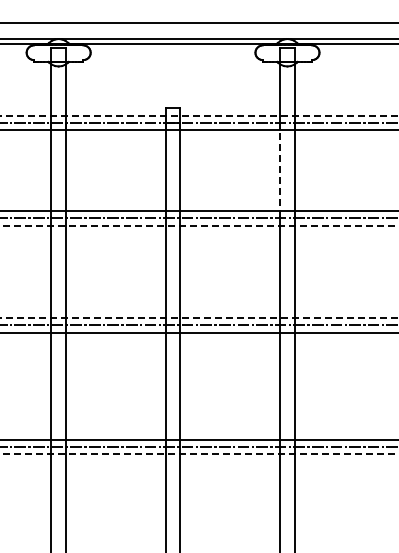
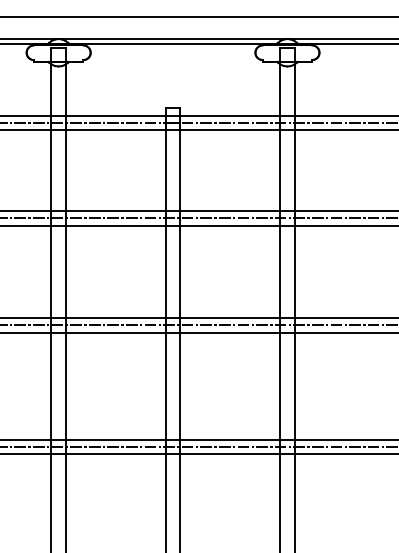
line position: (198, 22) -> (198, 16) (198, 16)
line: dashed -> solid (199, 115)
line: dashed -> solid (280, 172)
line: dashed -> solid (199, 225)
line: dashed -> solid (199, 317)
line: dashed -> solid (199, 454)
